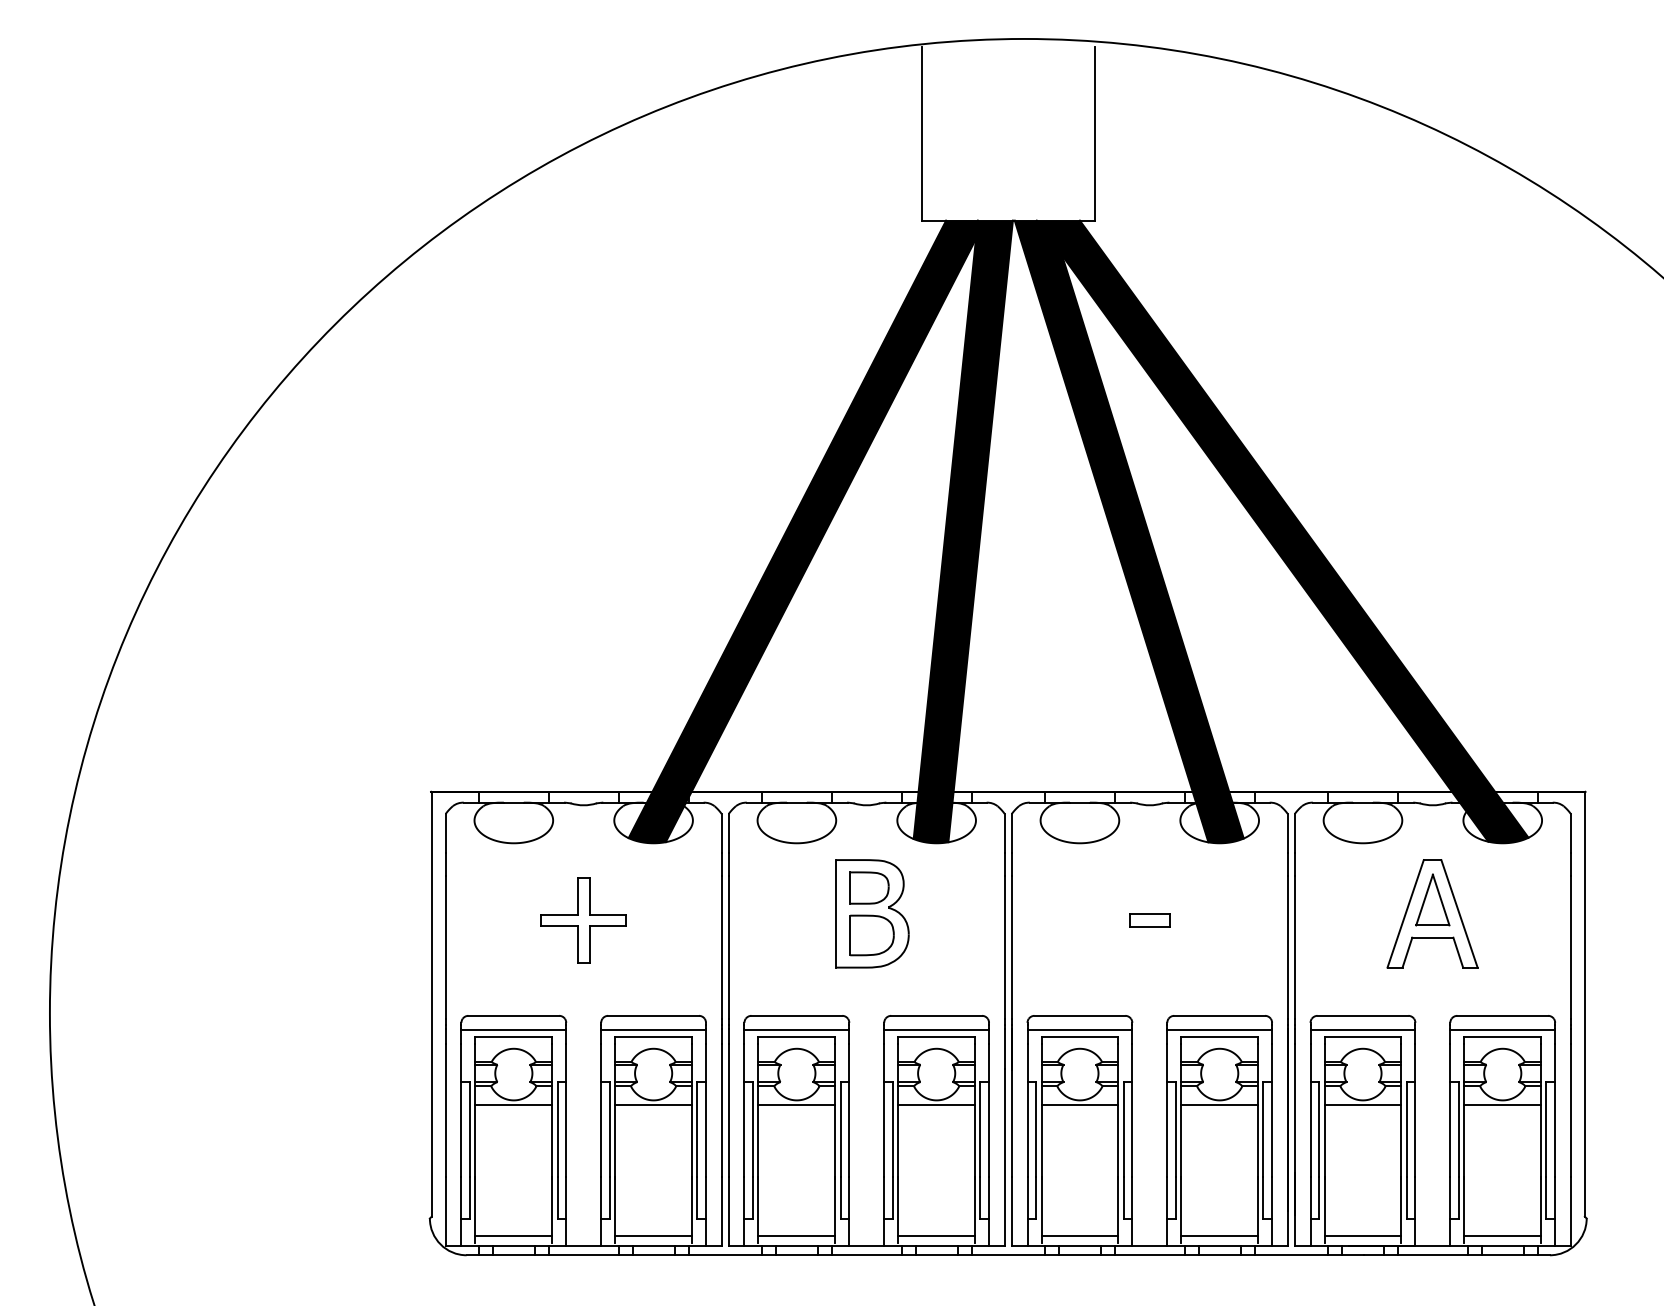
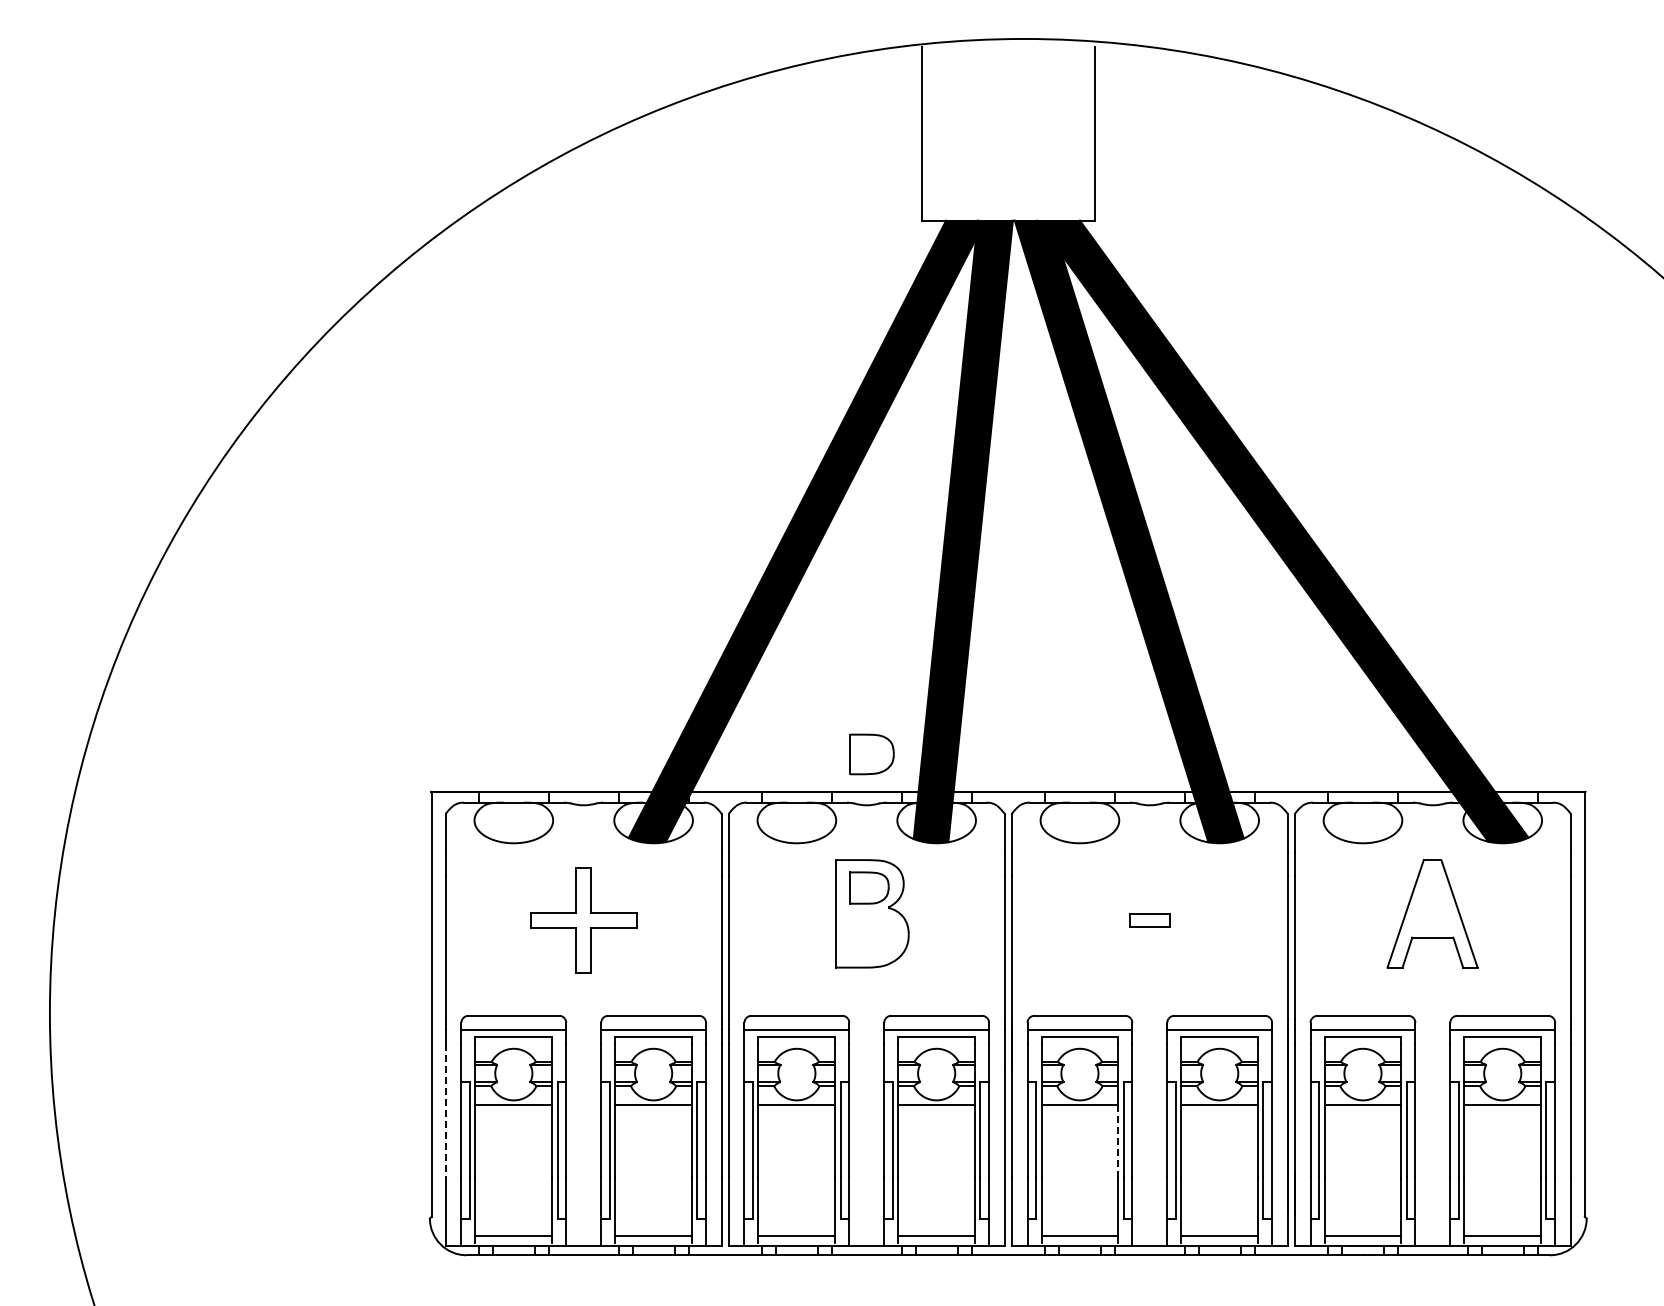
part: present -> none (1432, 899)
part size: 87x87 px -> 108x107 px (583, 920)
part position: (871, 935) -> (871, 754) (871, 754)
line: solid -> dashed (445, 1110)
line: solid -> dashed (1118, 1141)
